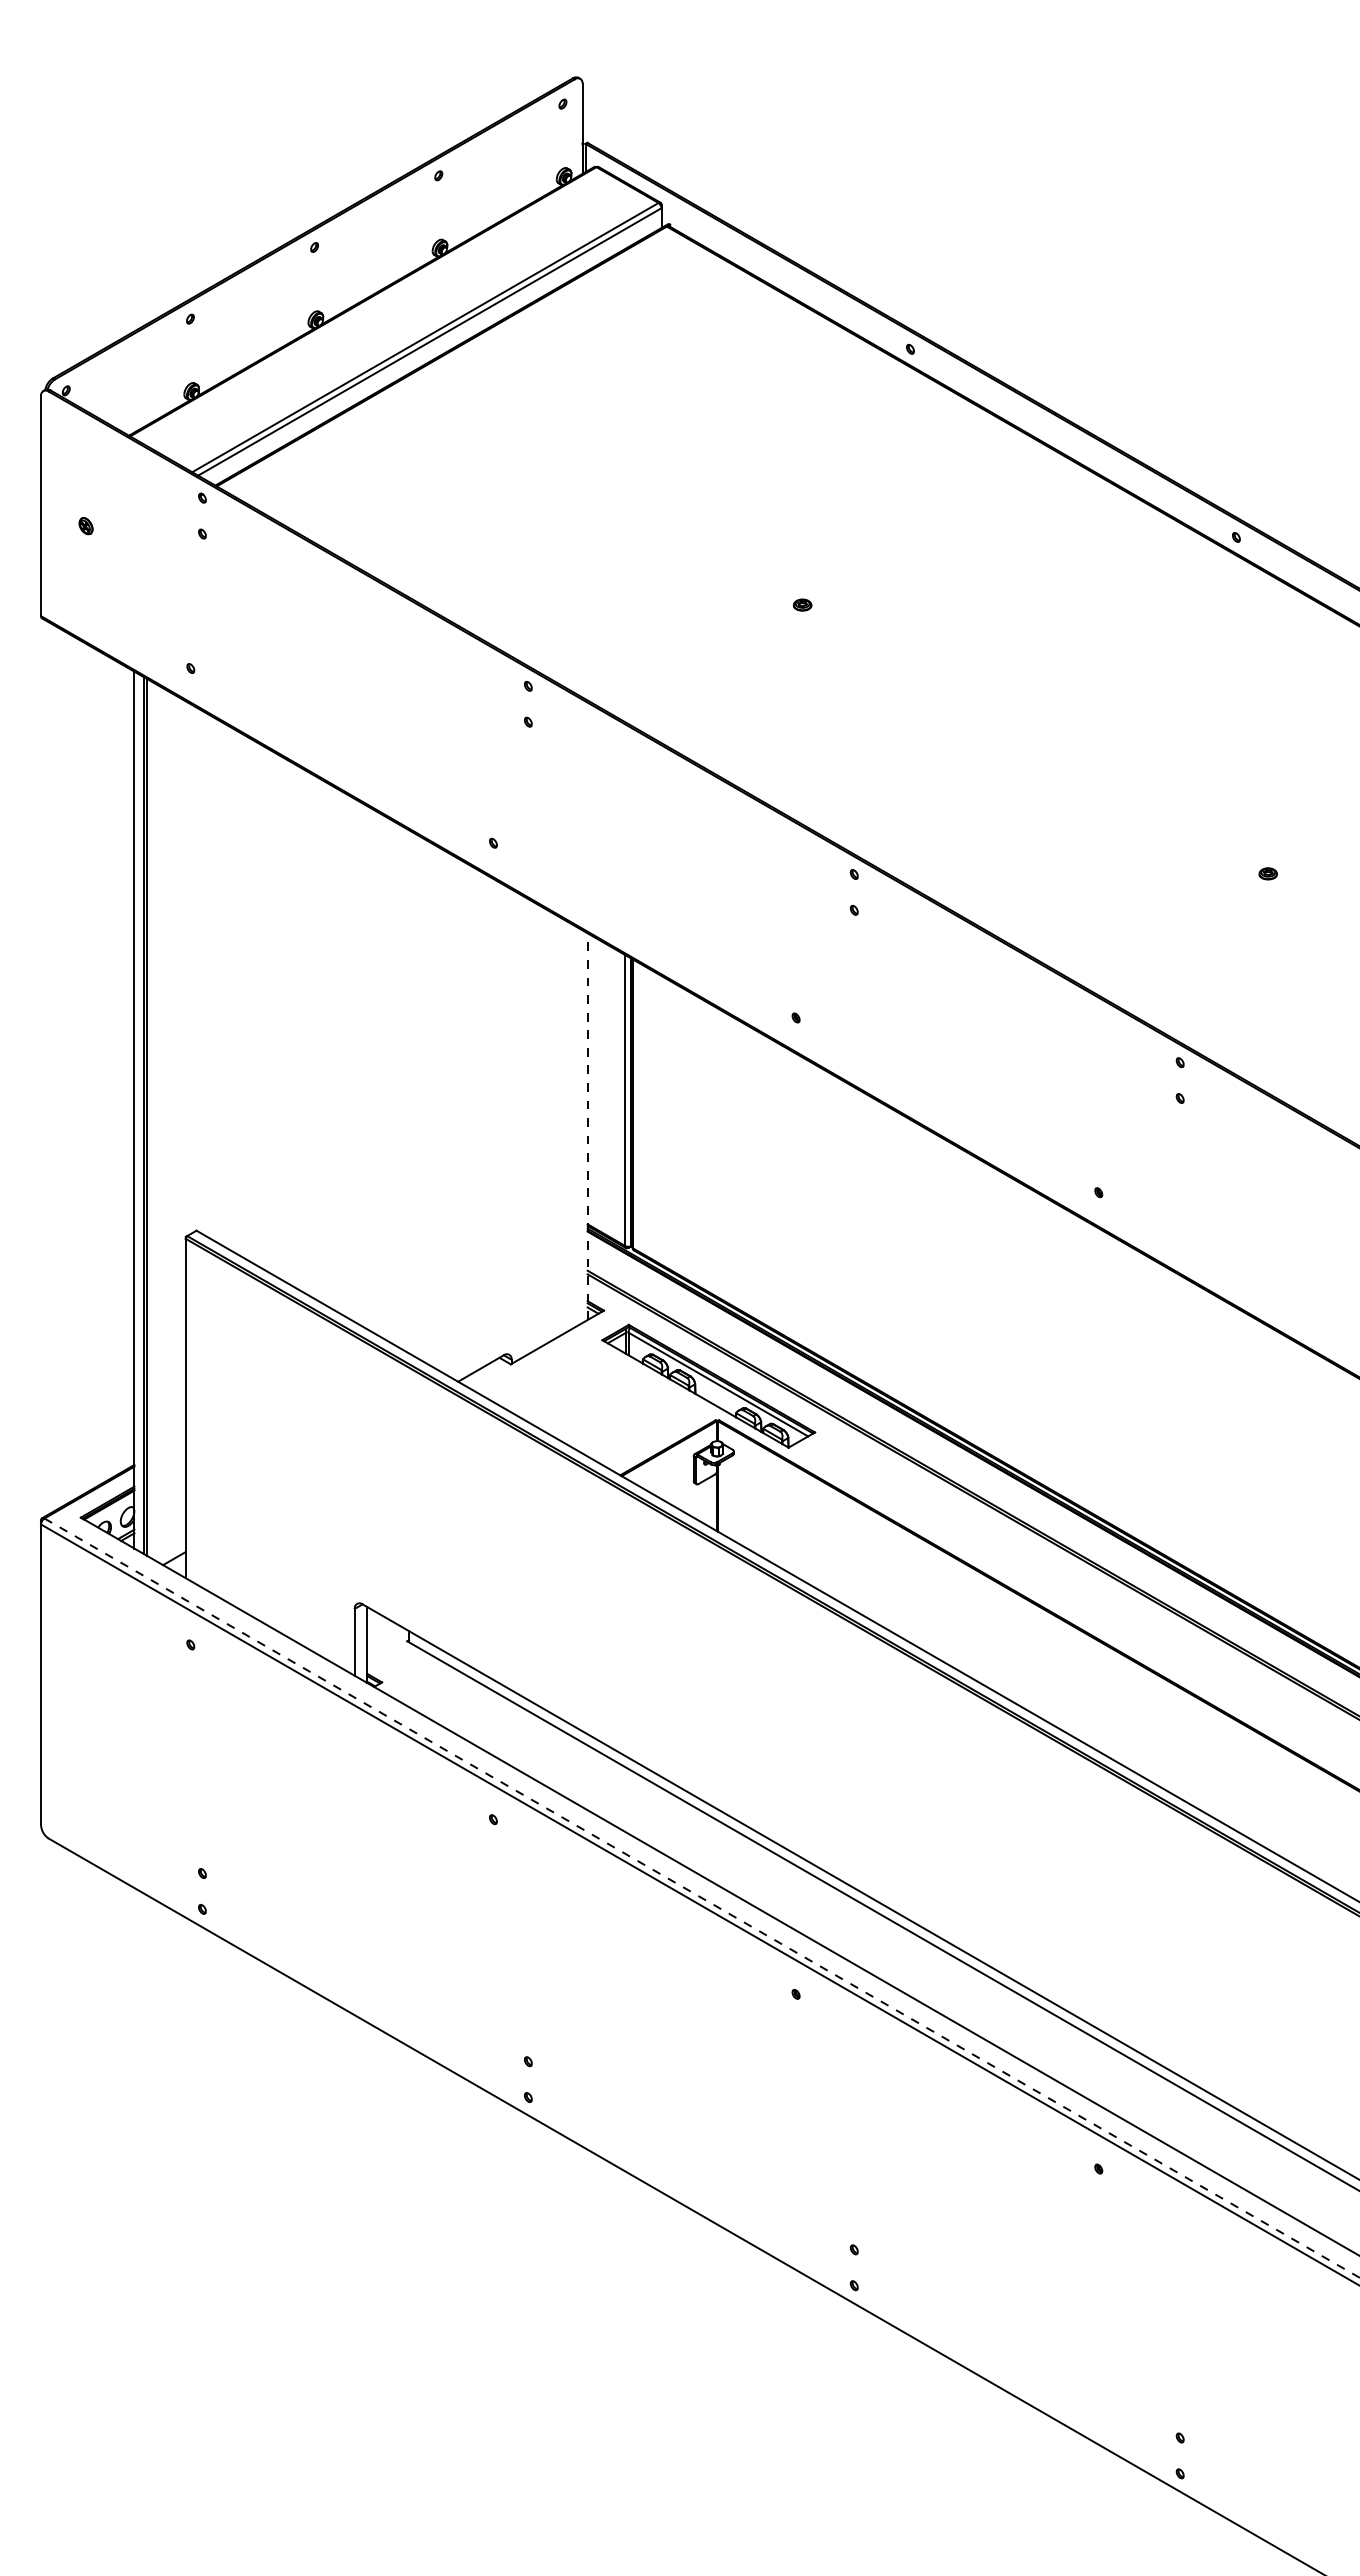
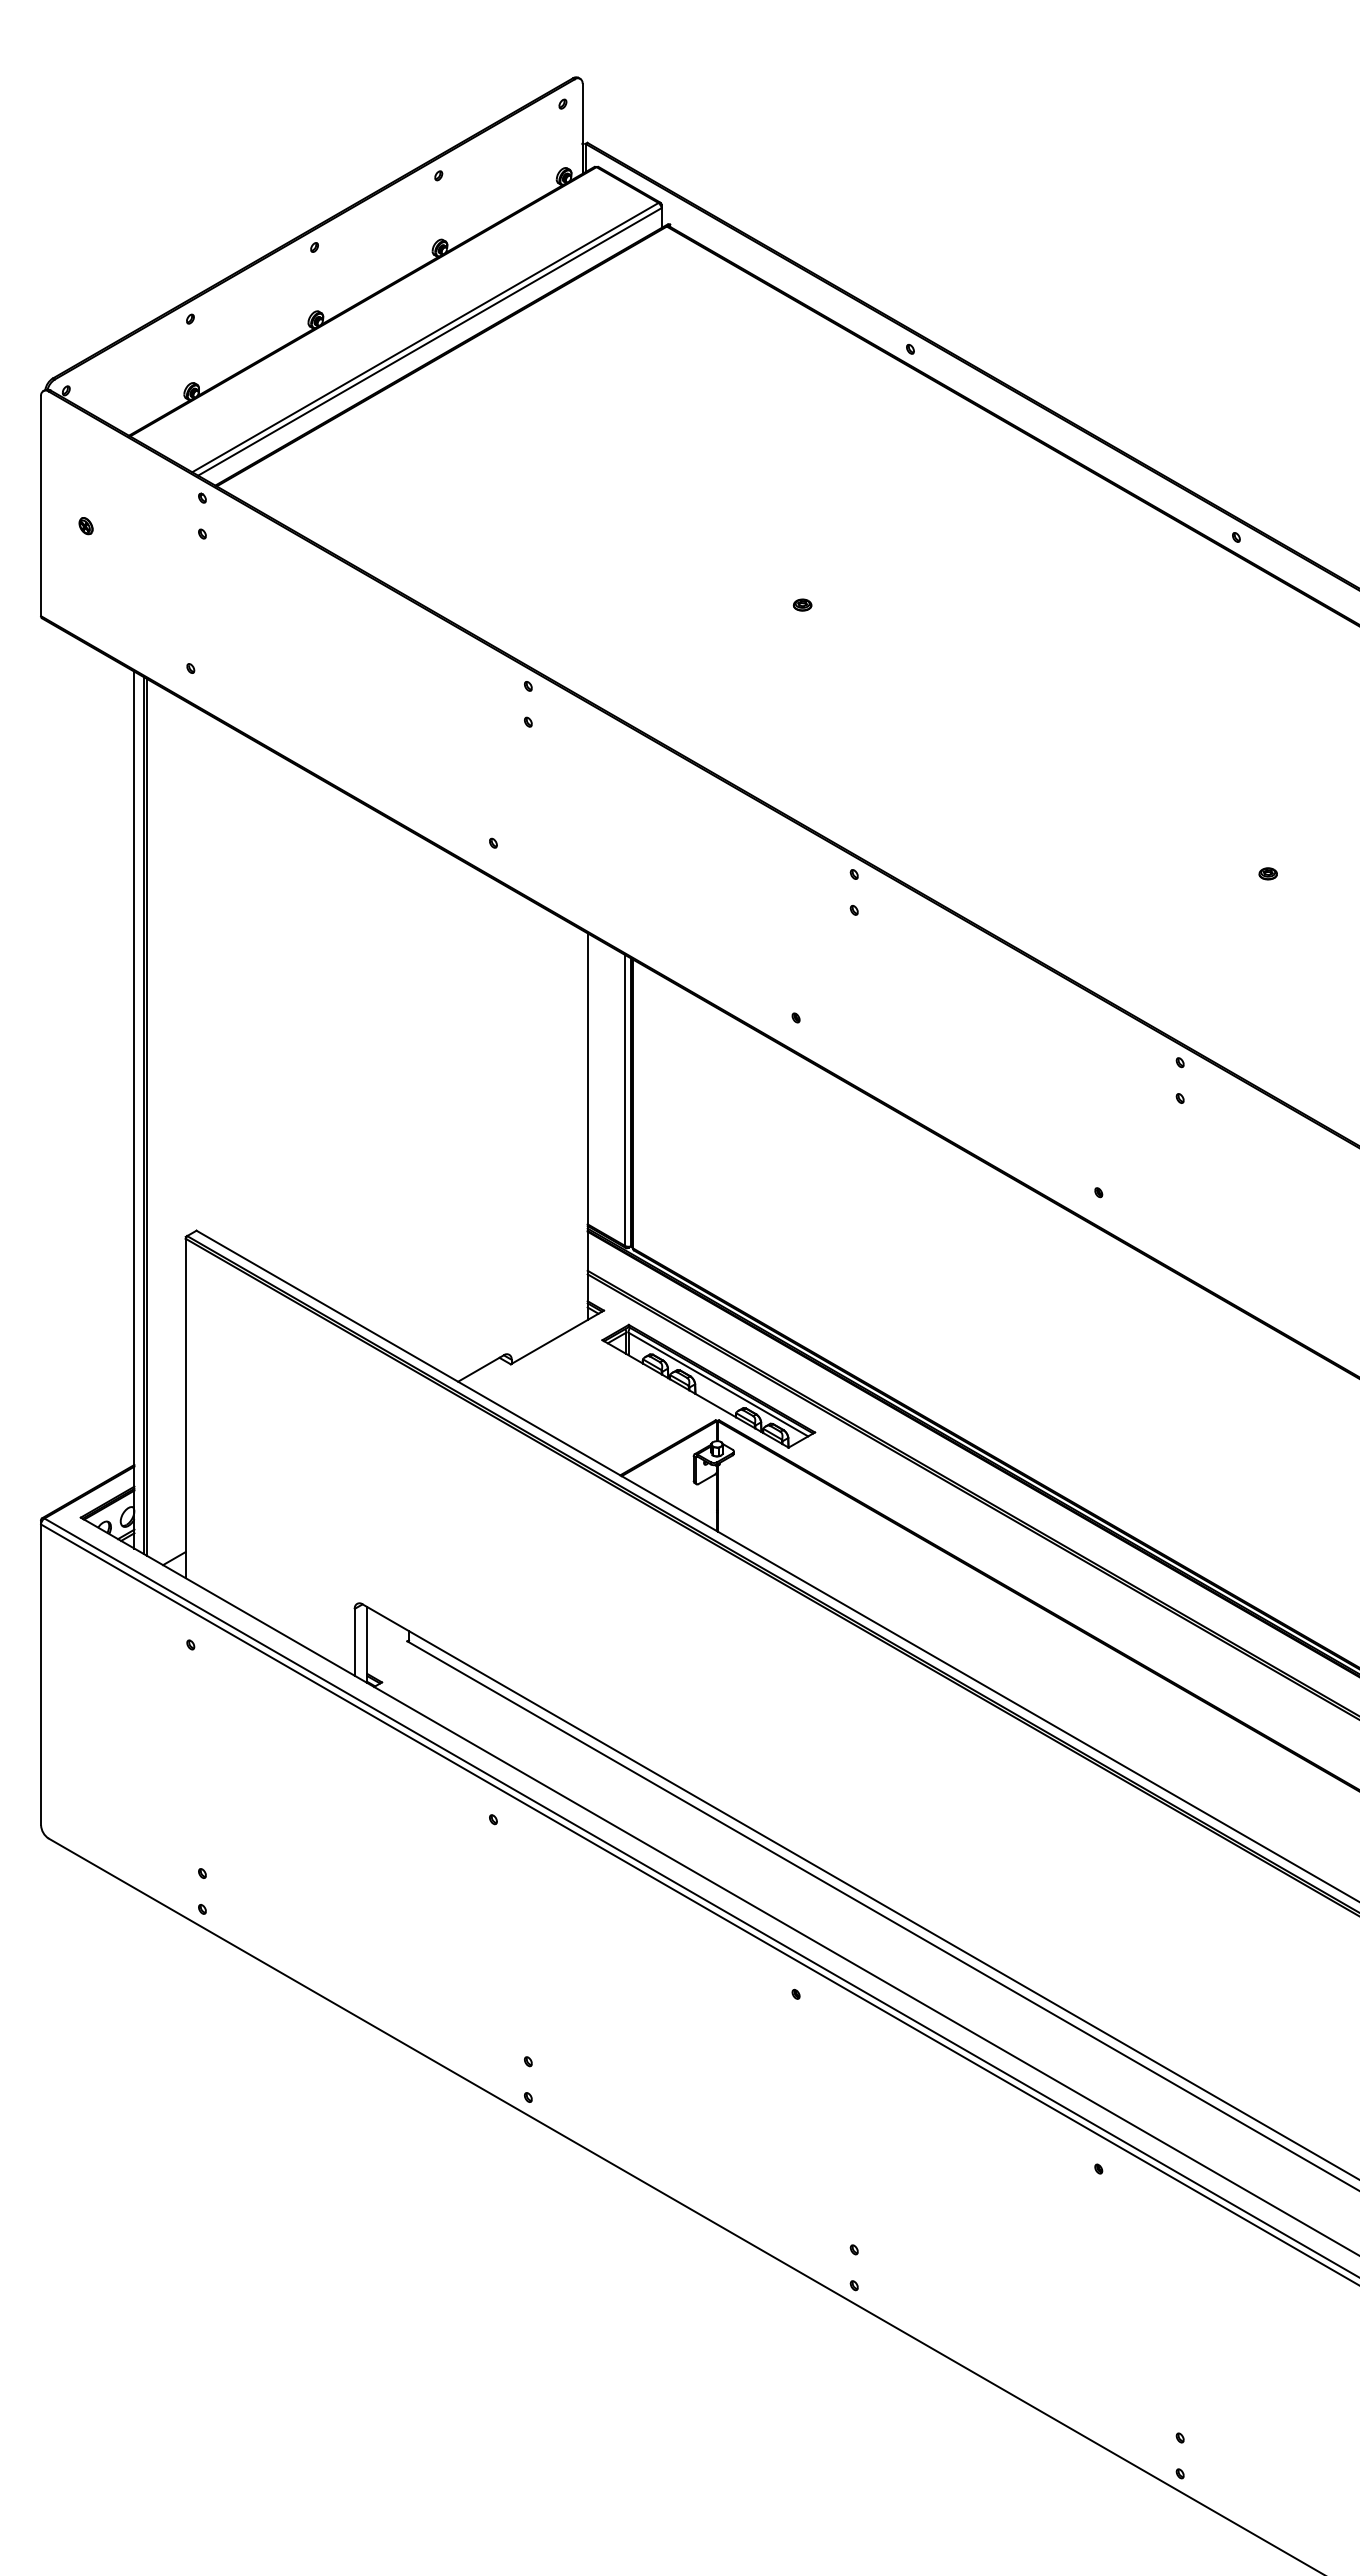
line: dashed -> solid (587, 1126)
line: dashed -> solid (702, 1898)
